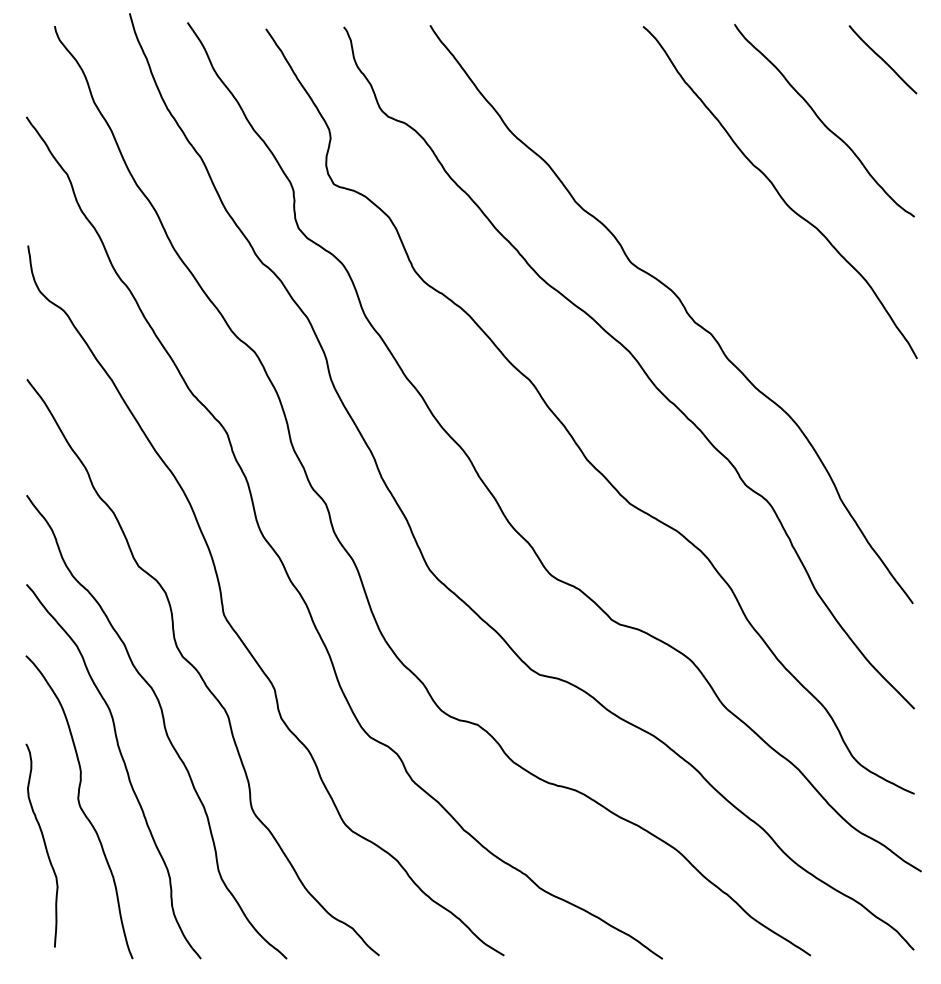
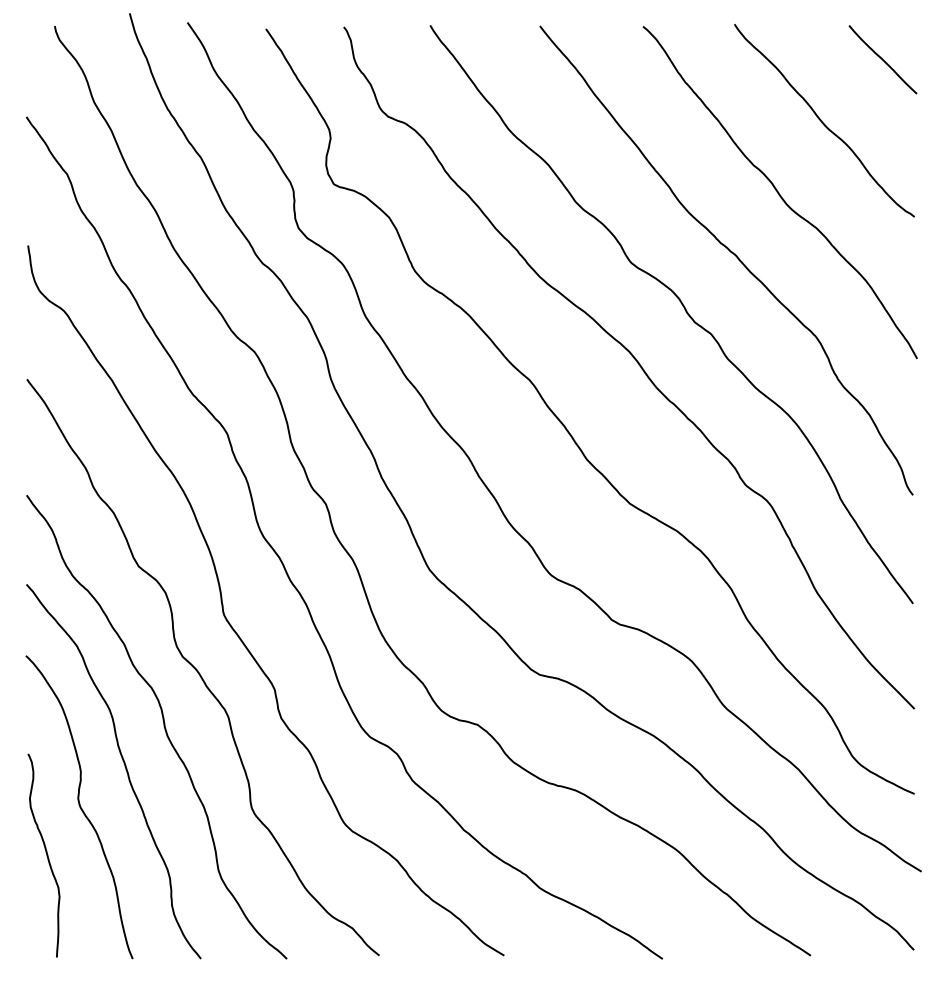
curve: none -> present (731, 253)
curve position: (44, 845) -> (46, 855) (46, 855)
